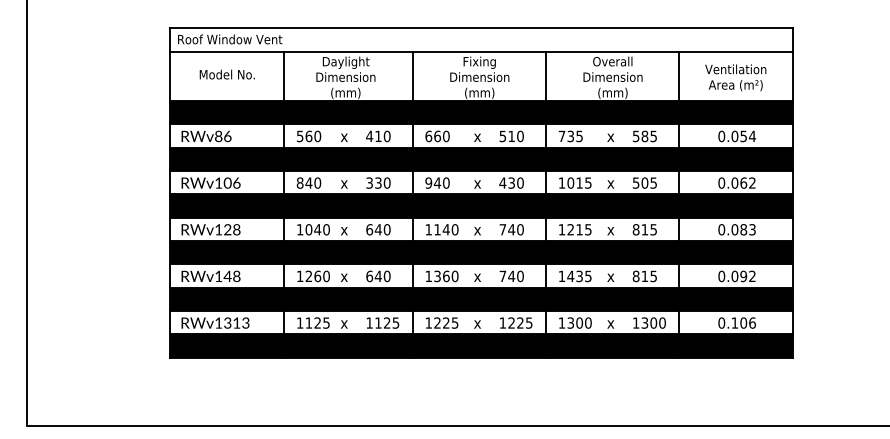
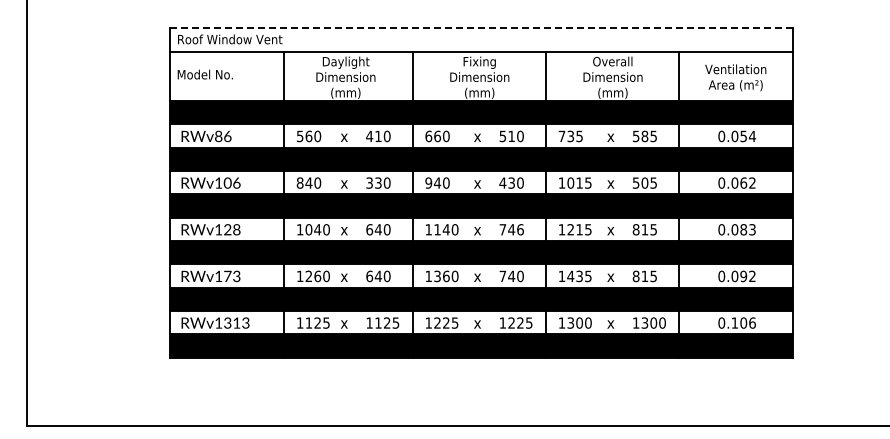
line: solid -> dashed (481, 27)
text position: (226, 74) -> (204, 74) (204, 74)
text: 740 -> 746 (520, 229)
text: RWv148 -> RWv173 (231, 275)
